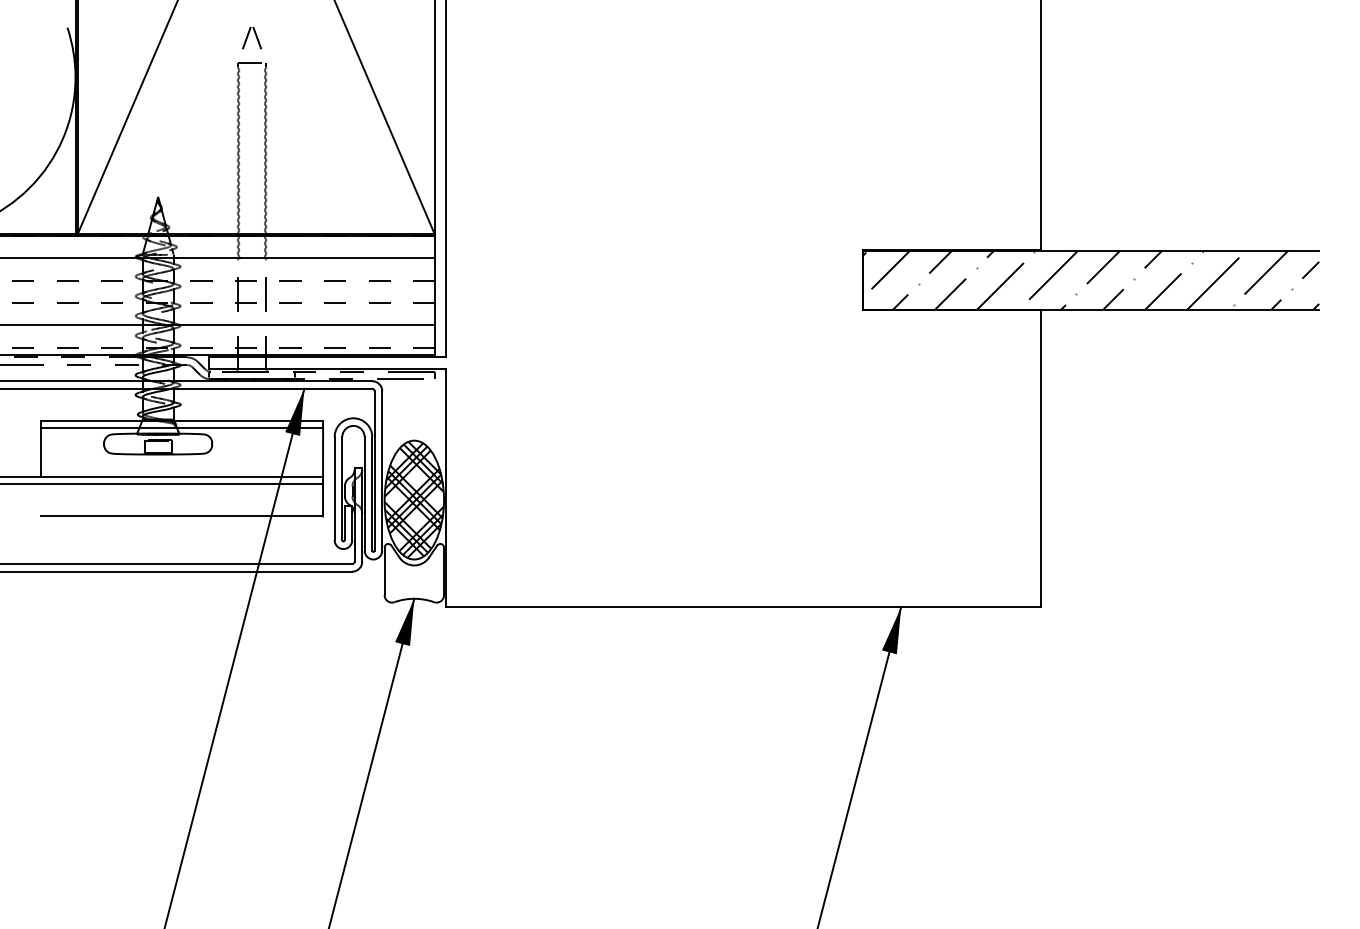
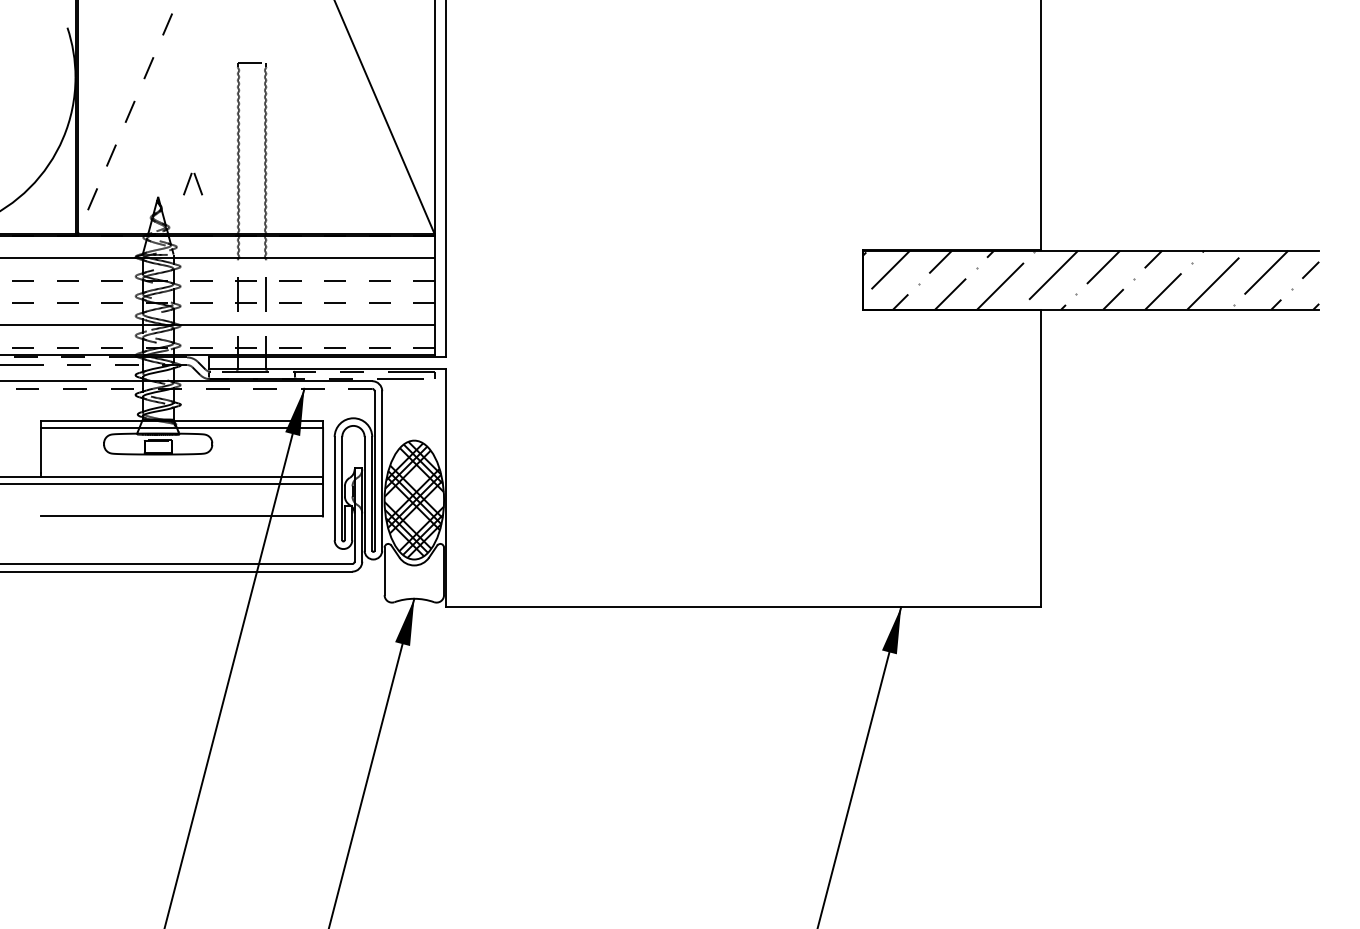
part position: (252, 37) -> (193, 183) (193, 183)
line: solid -> dashed (127, 117)
line: solid -> dashed (186, 388)
